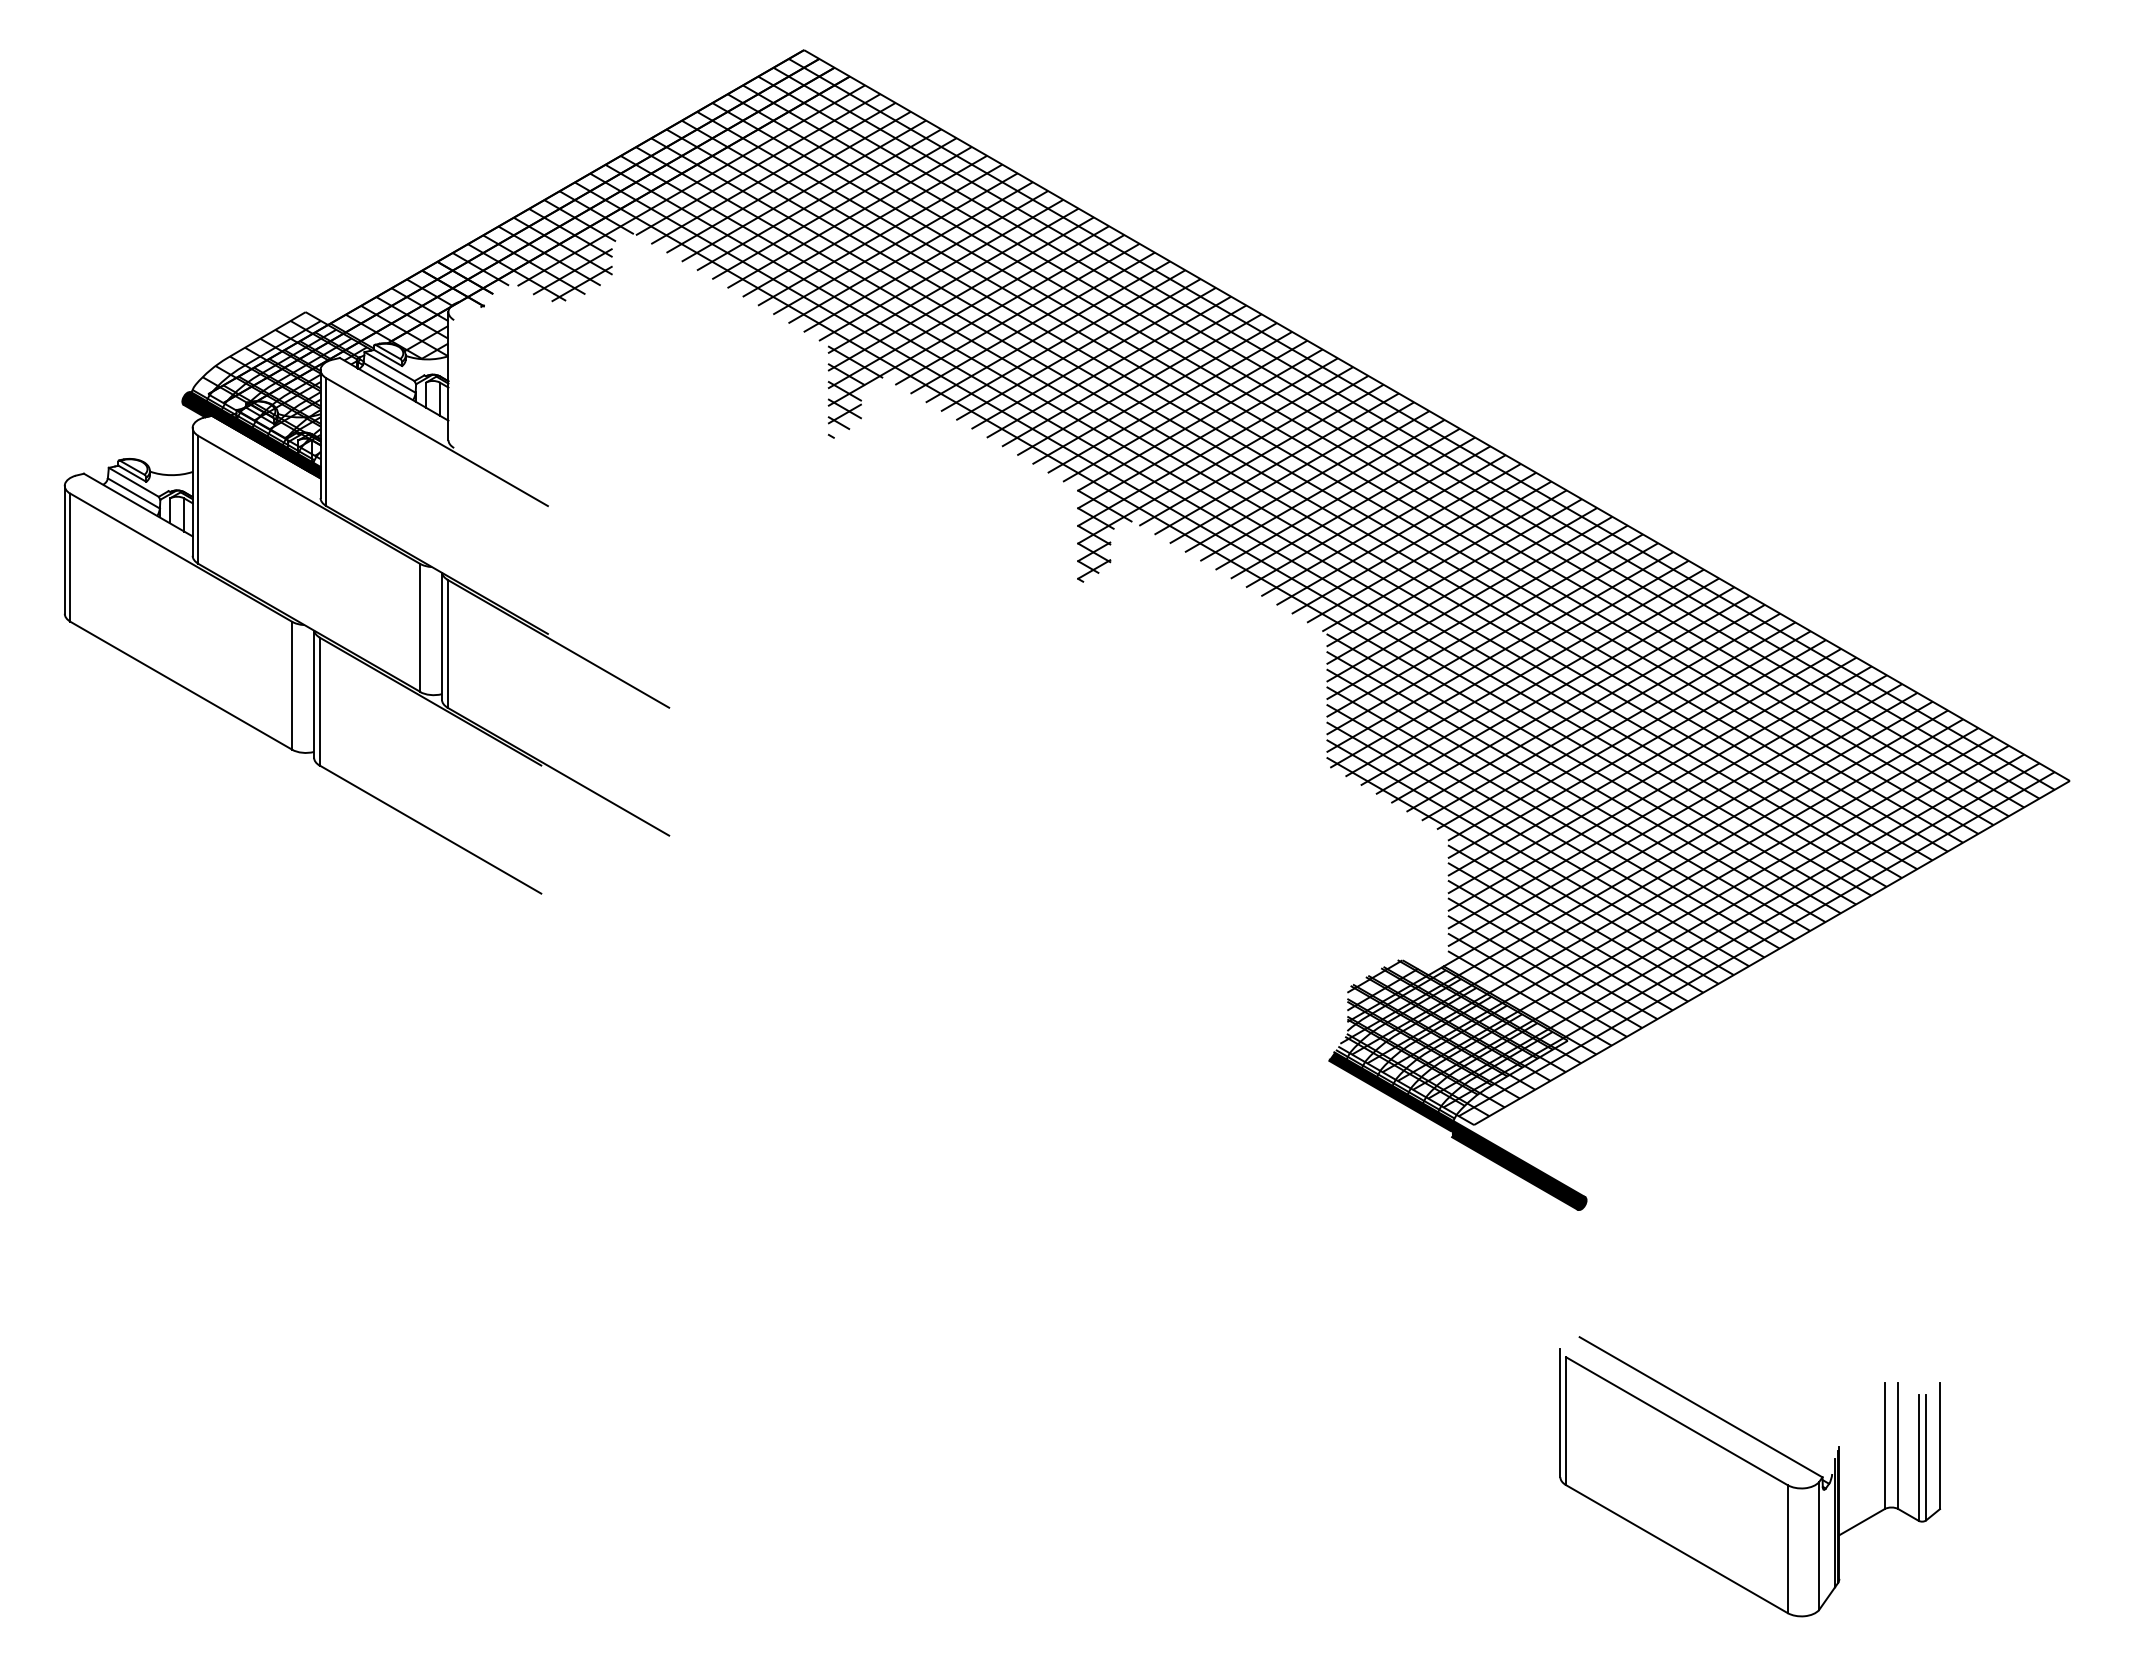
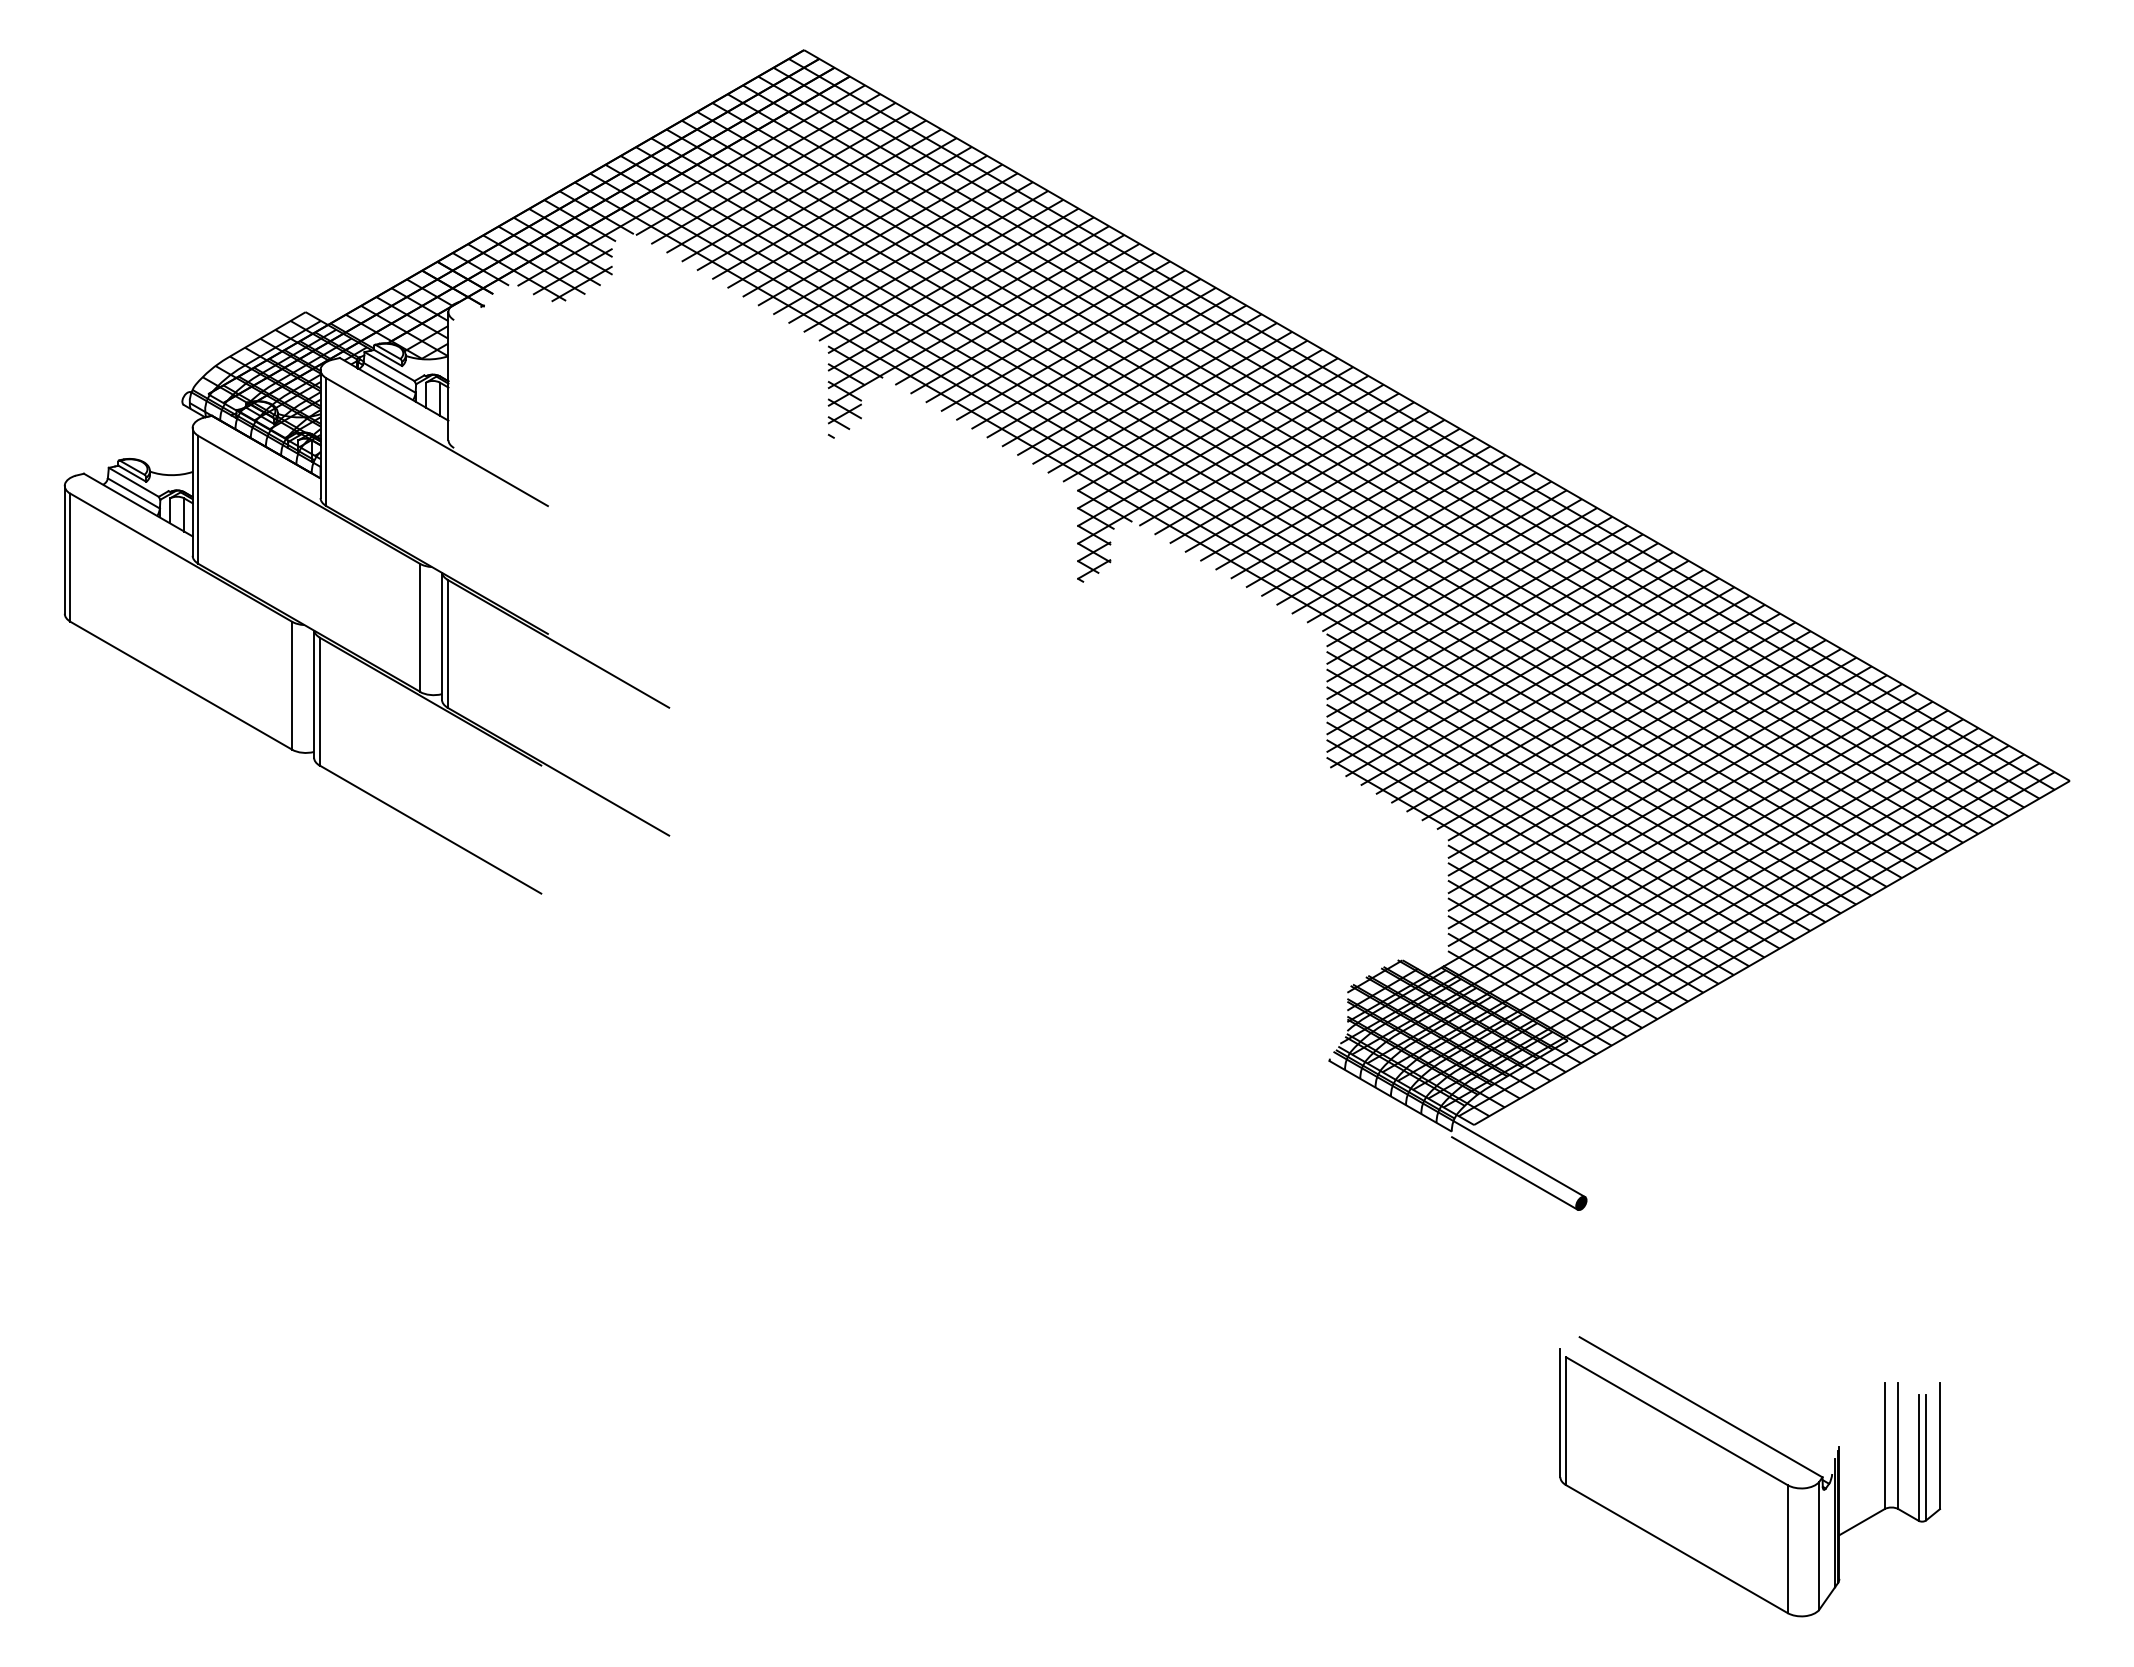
fill: present -> none (251, 435)
fill: present -> none (1456, 1130)
